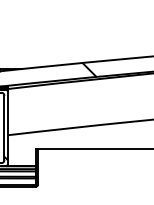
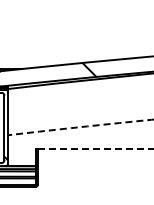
arc: solid -> dashed (80, 127)
line: solid -> dashed (96, 148)
